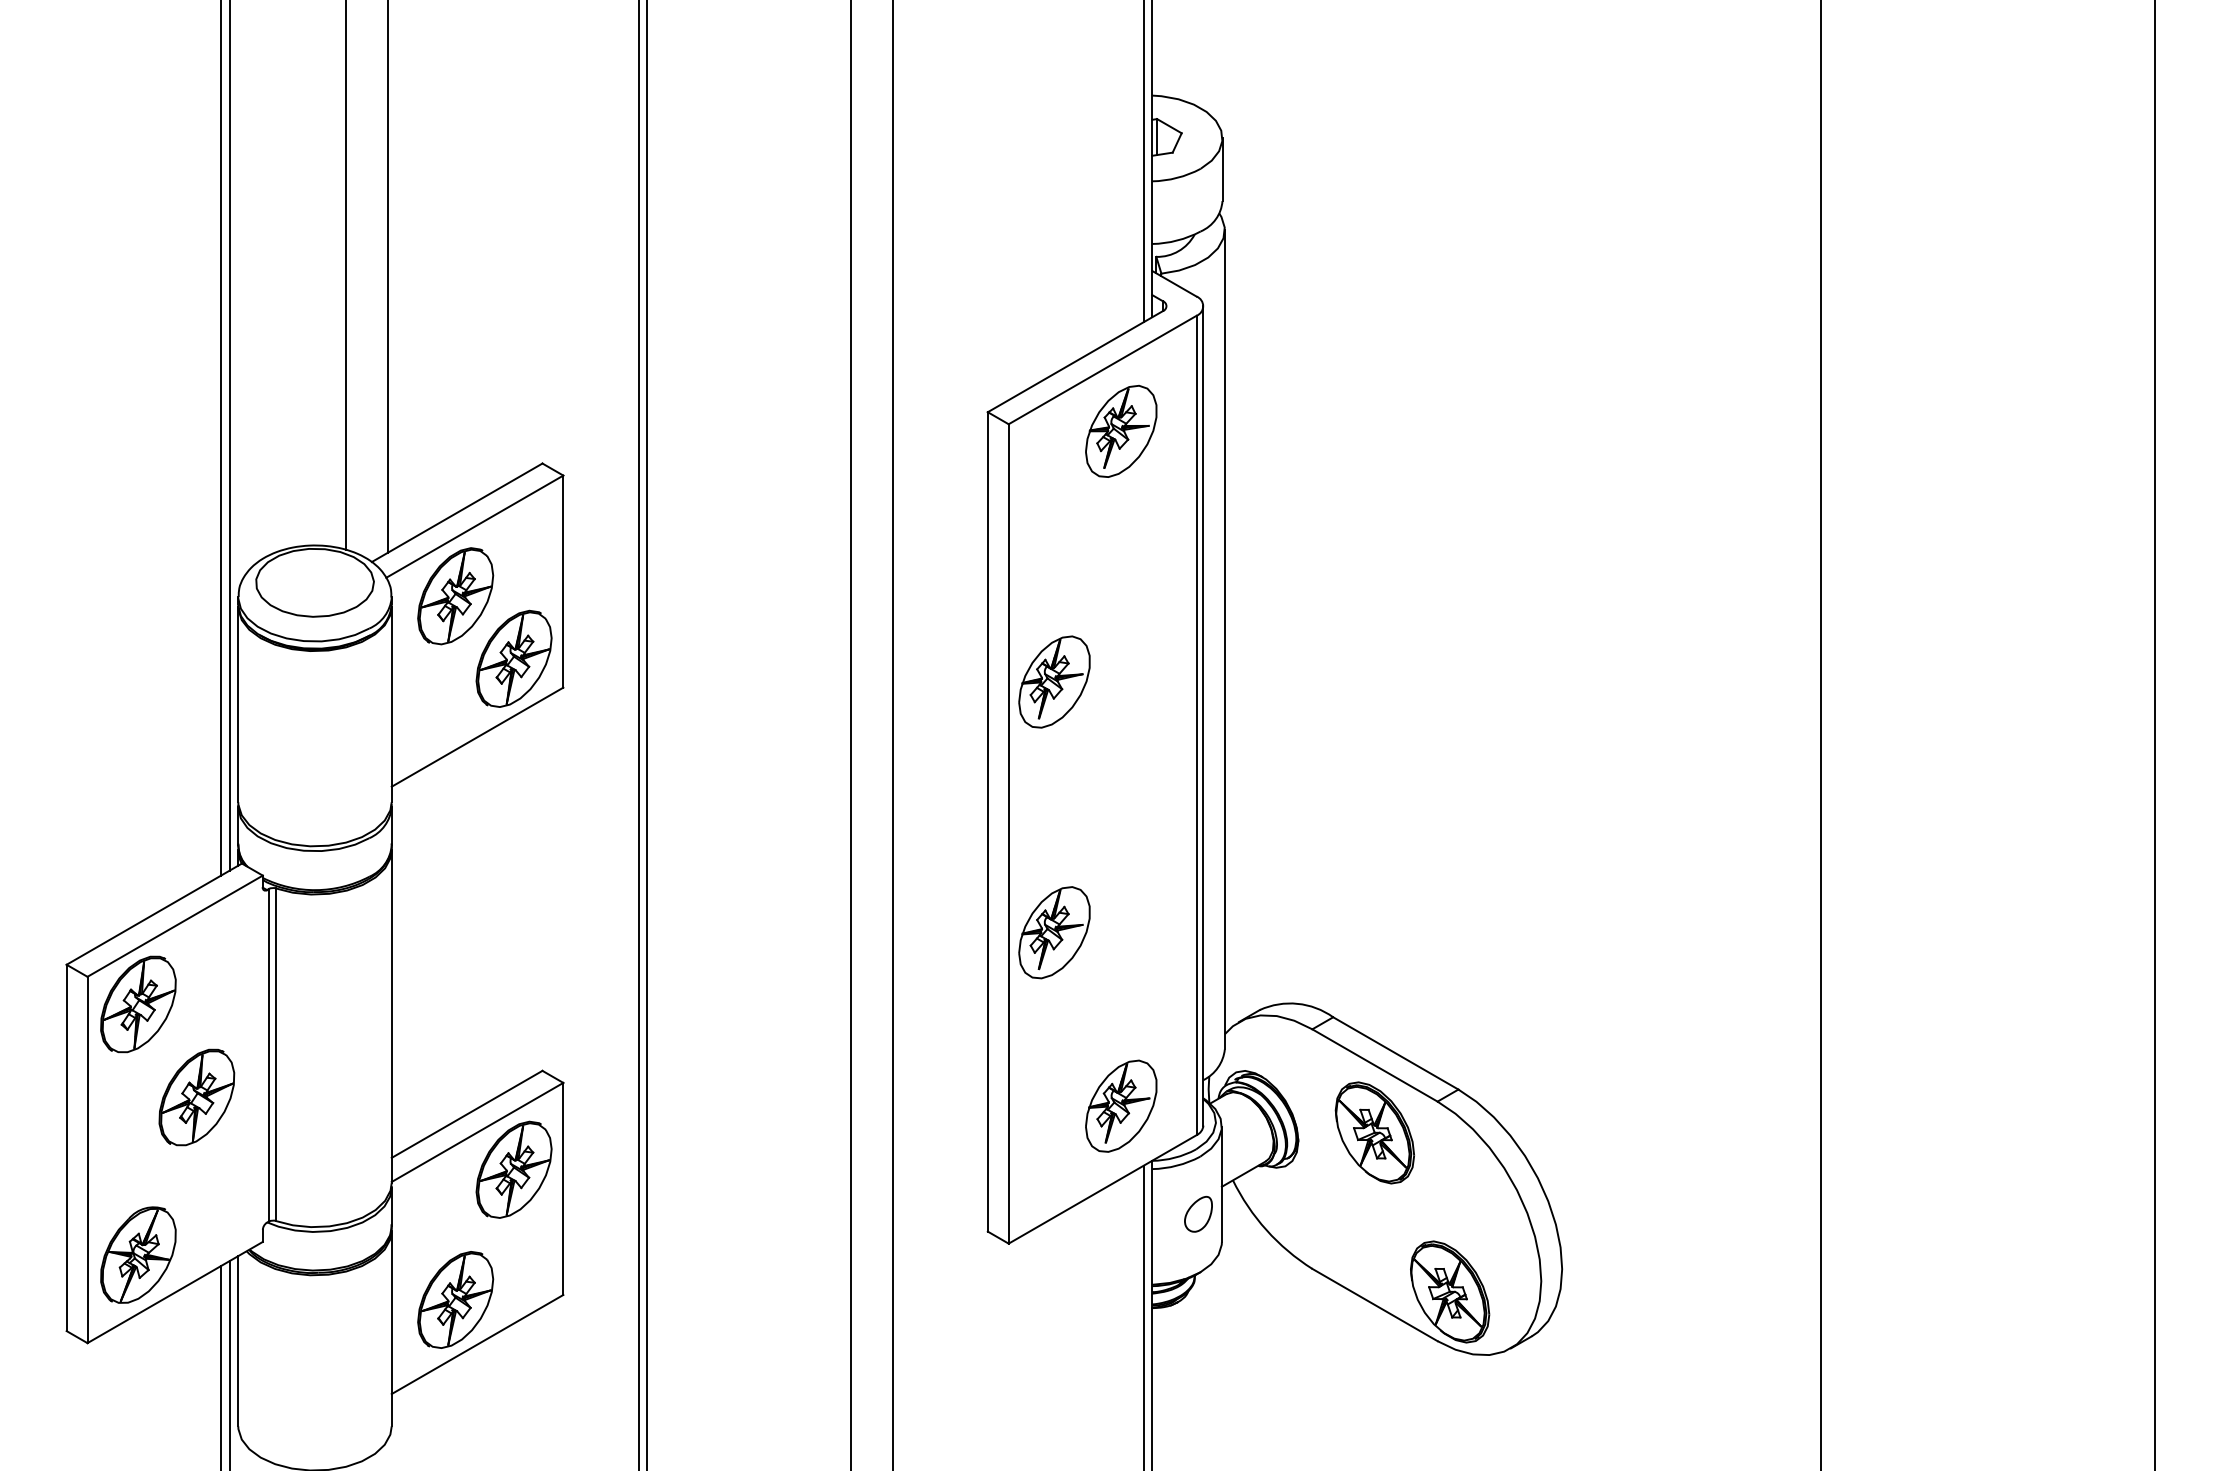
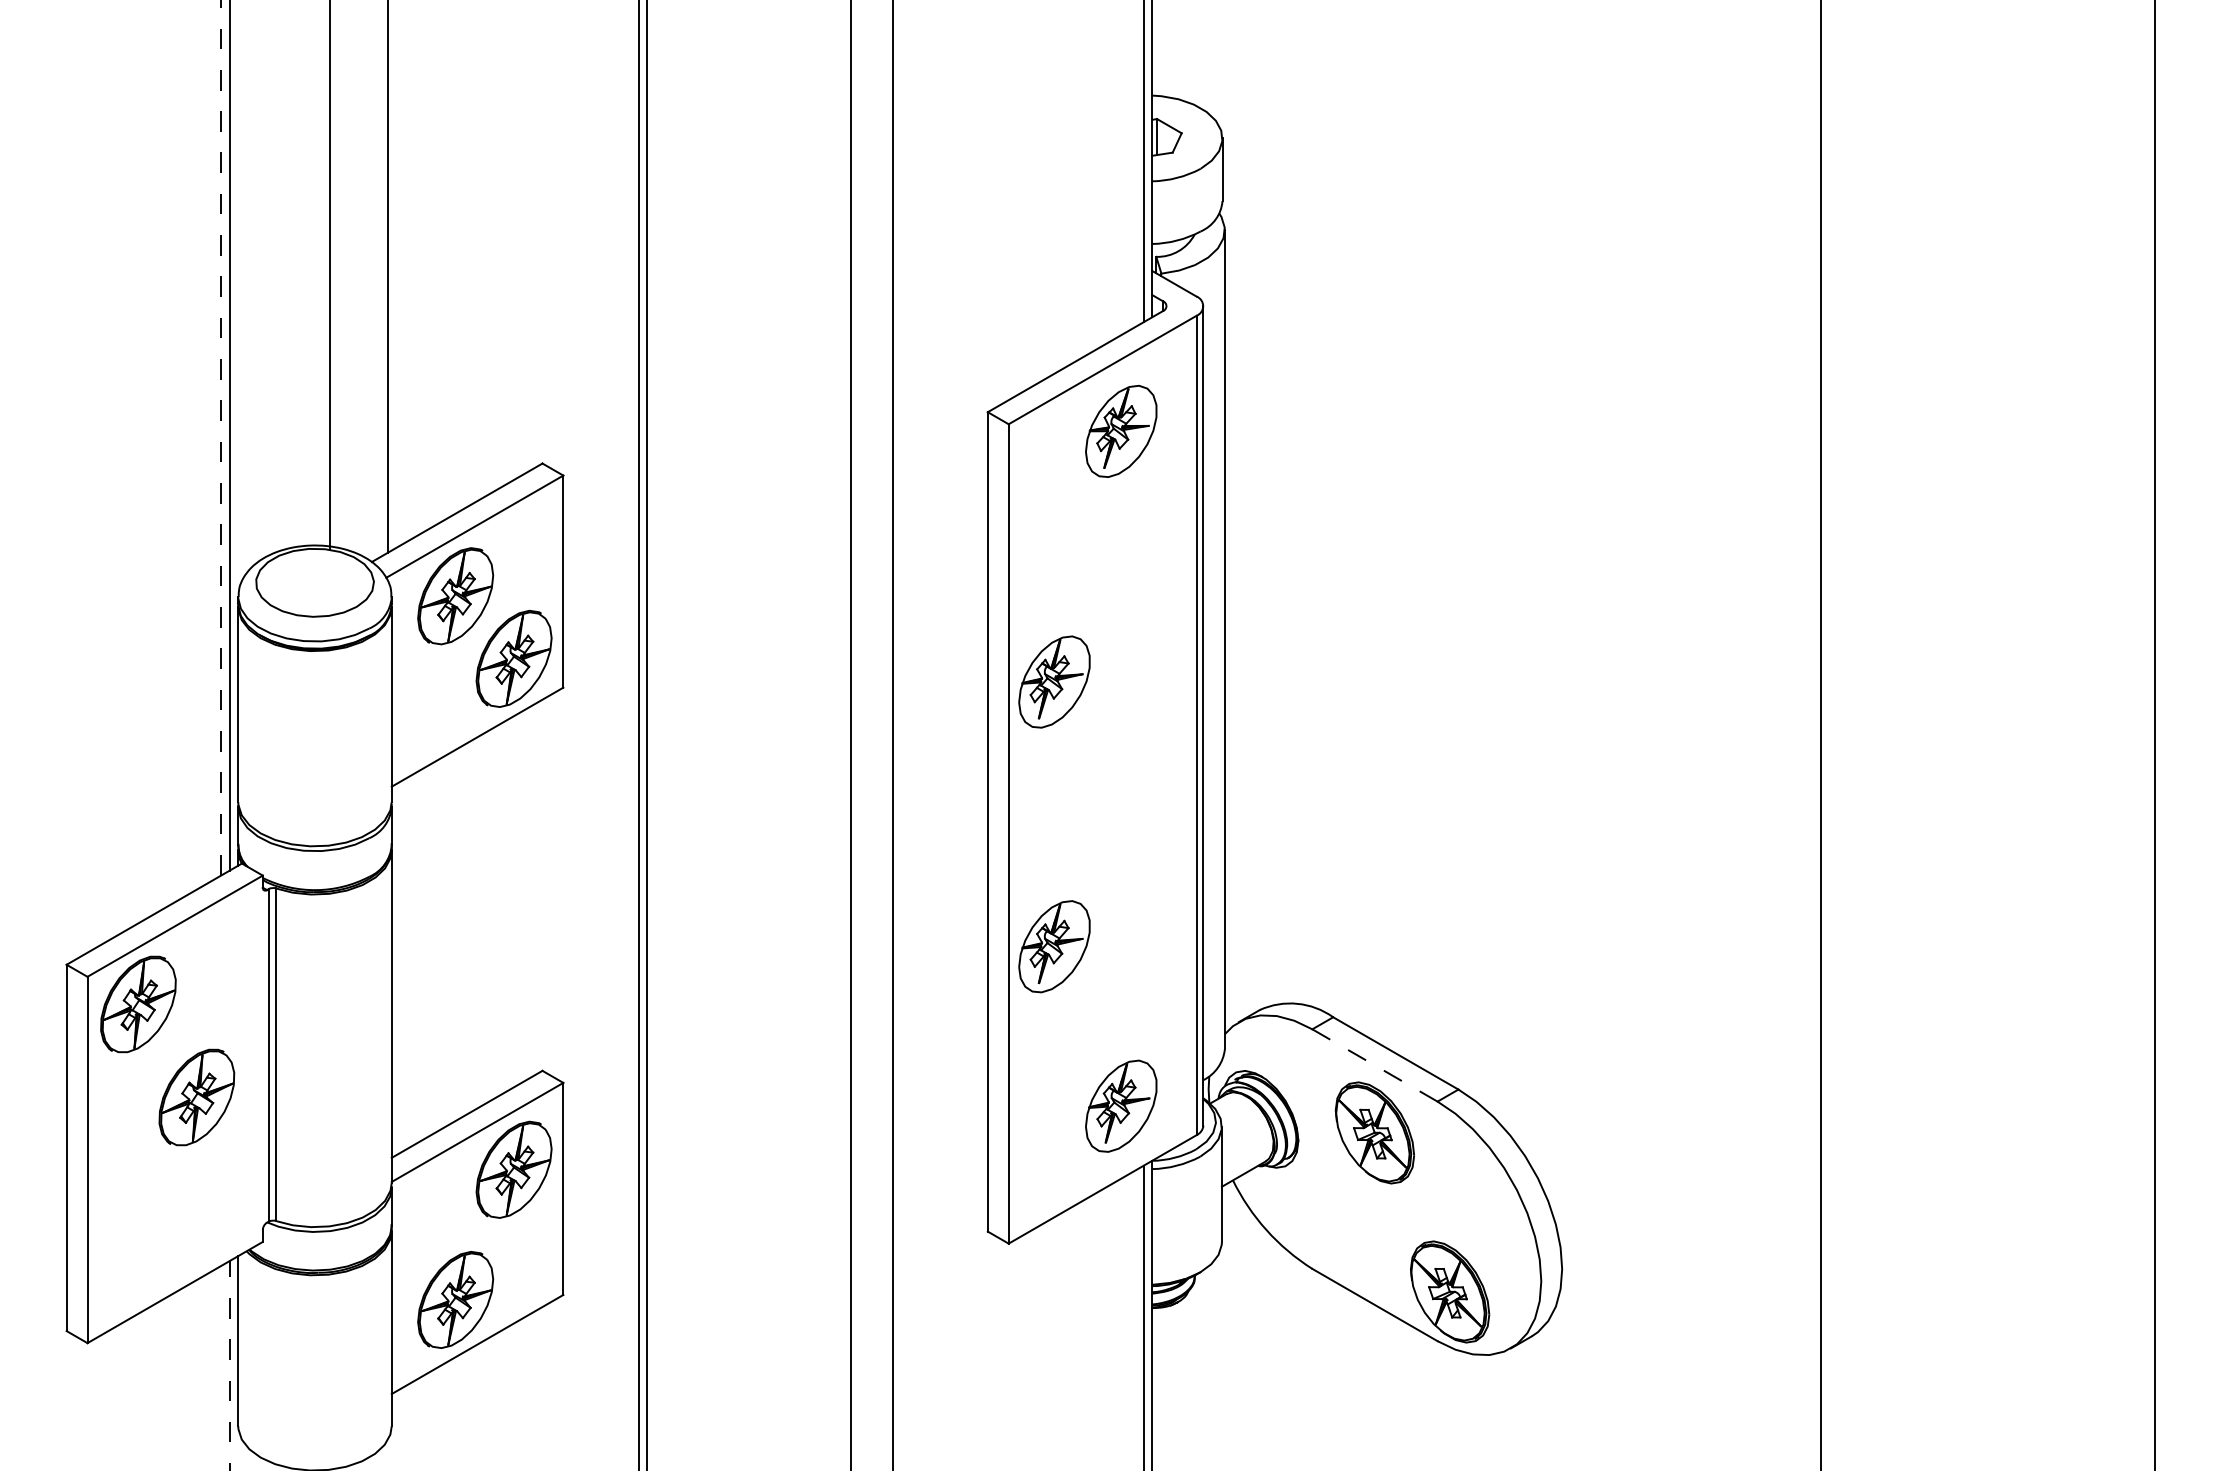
line position: (346, 276) -> (330, 276) (330, 276)
line: solid -> dashed (221, 438)
part position: (1054, 932) -> (1054, 946) (1054, 946)
line: solid -> dashed (1375, 1065)
part: present -> none (1198, 1213)
part: present -> none (138, 1254)
line: solid -> dashed (229, 1365)
line: present -> none (221, 1366)
